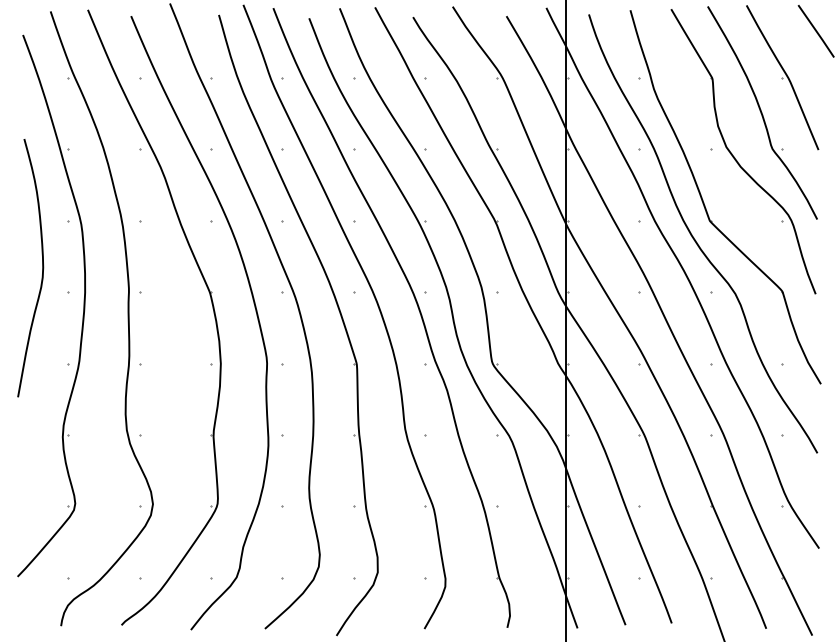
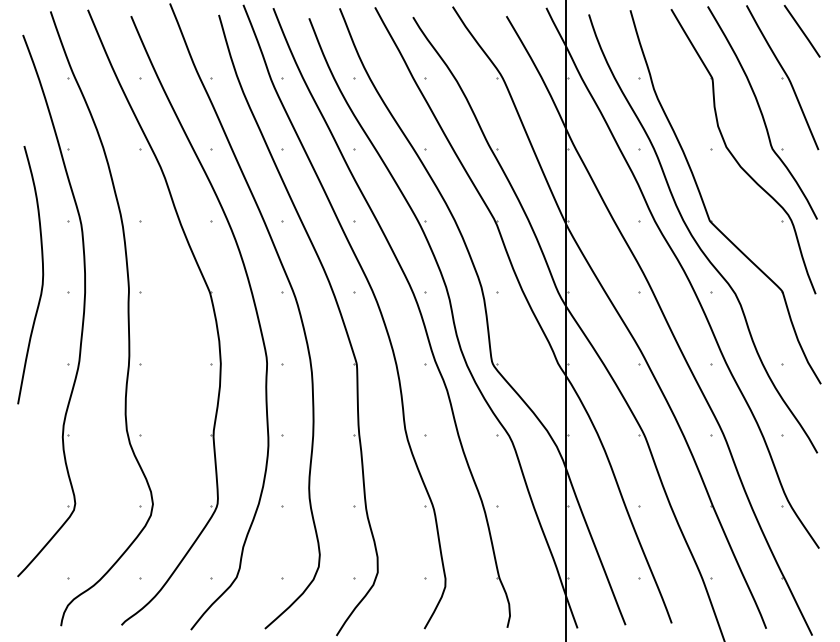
line position: (815, 31) -> (801, 31) (801, 31)
curve position: (42, 268) -> (42, 275) (42, 275)
